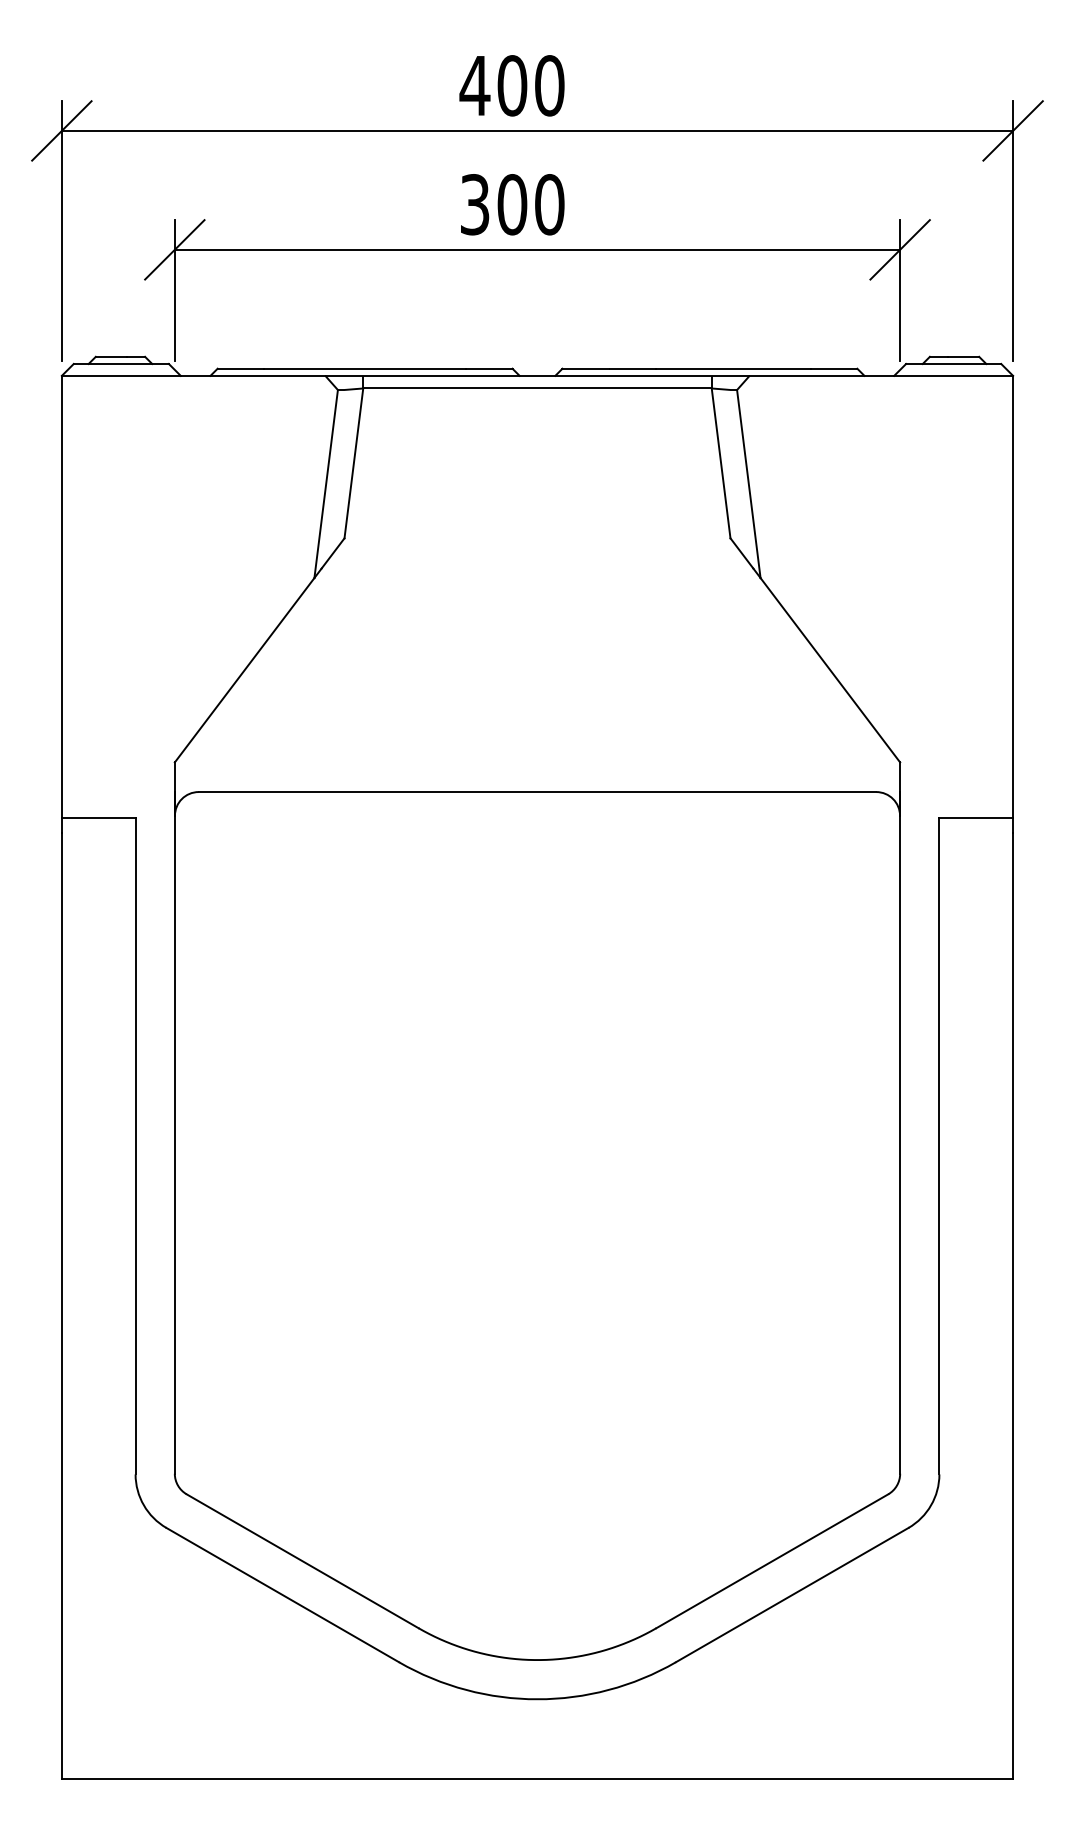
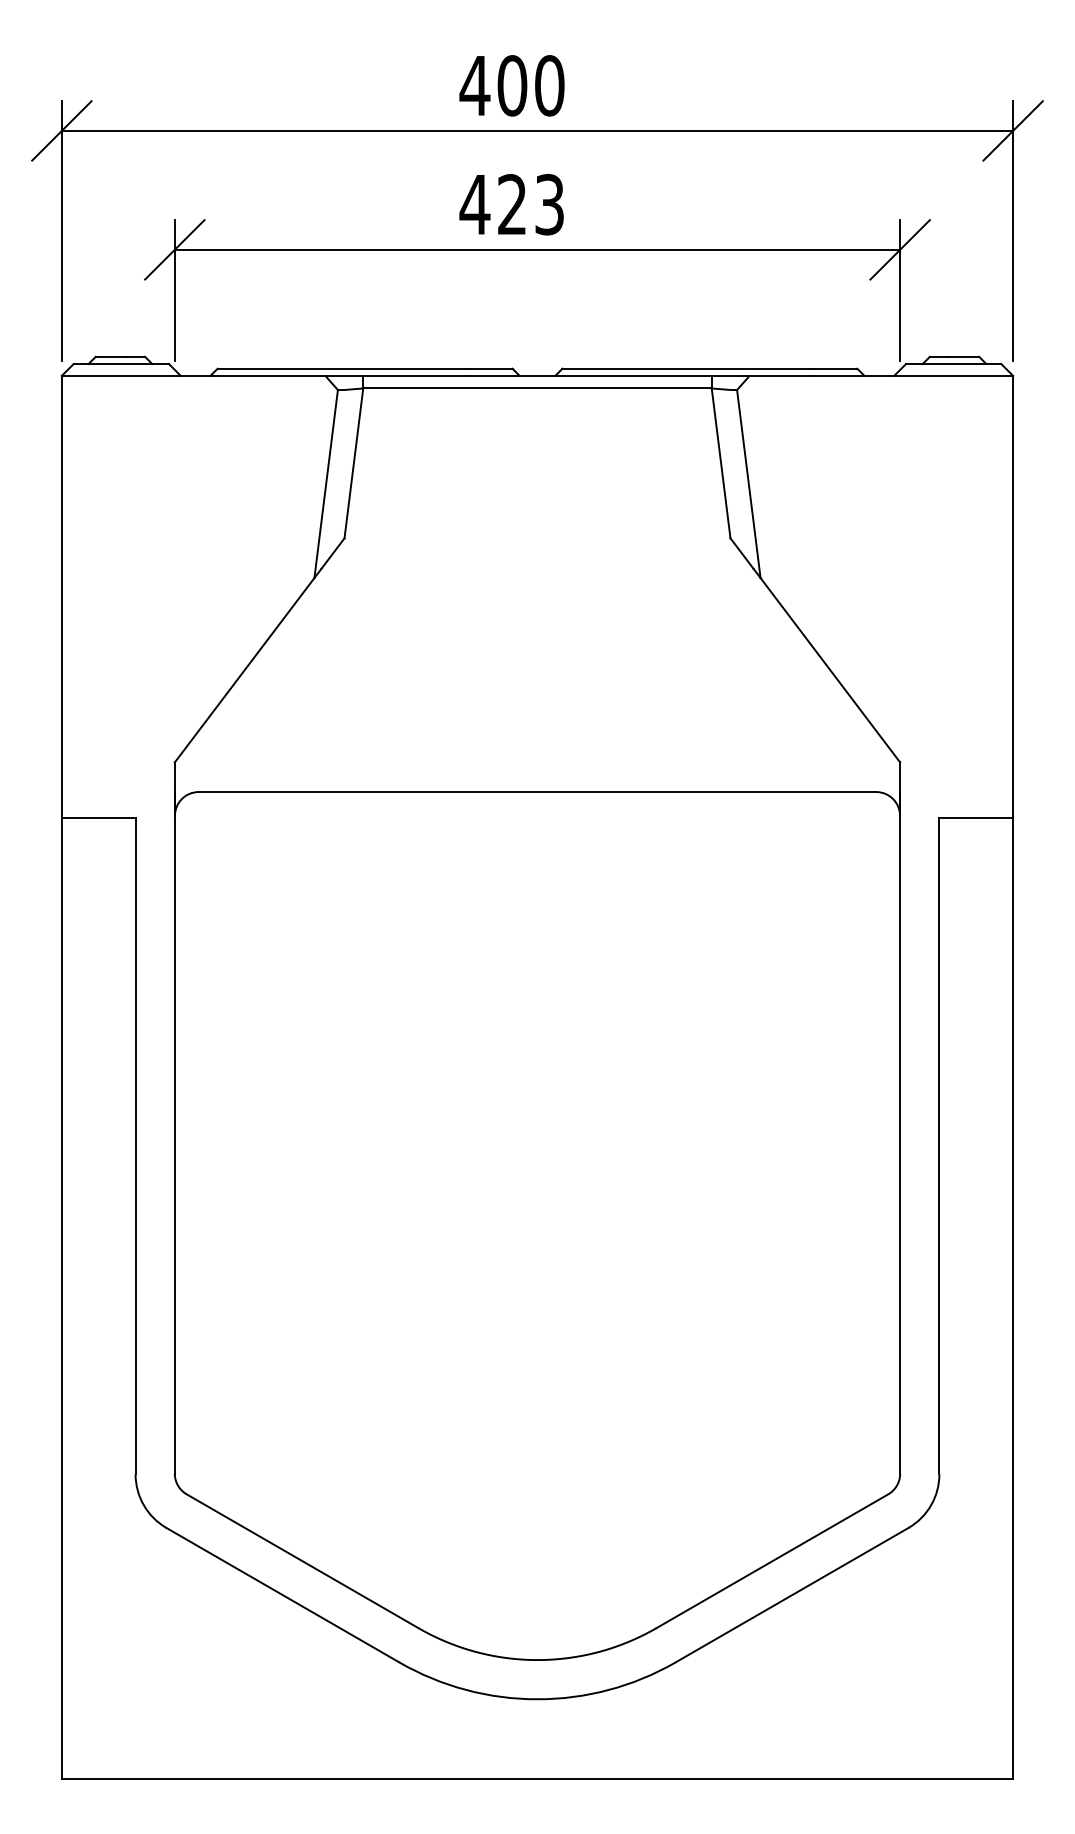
text: 300 -> 423 (511, 204)
